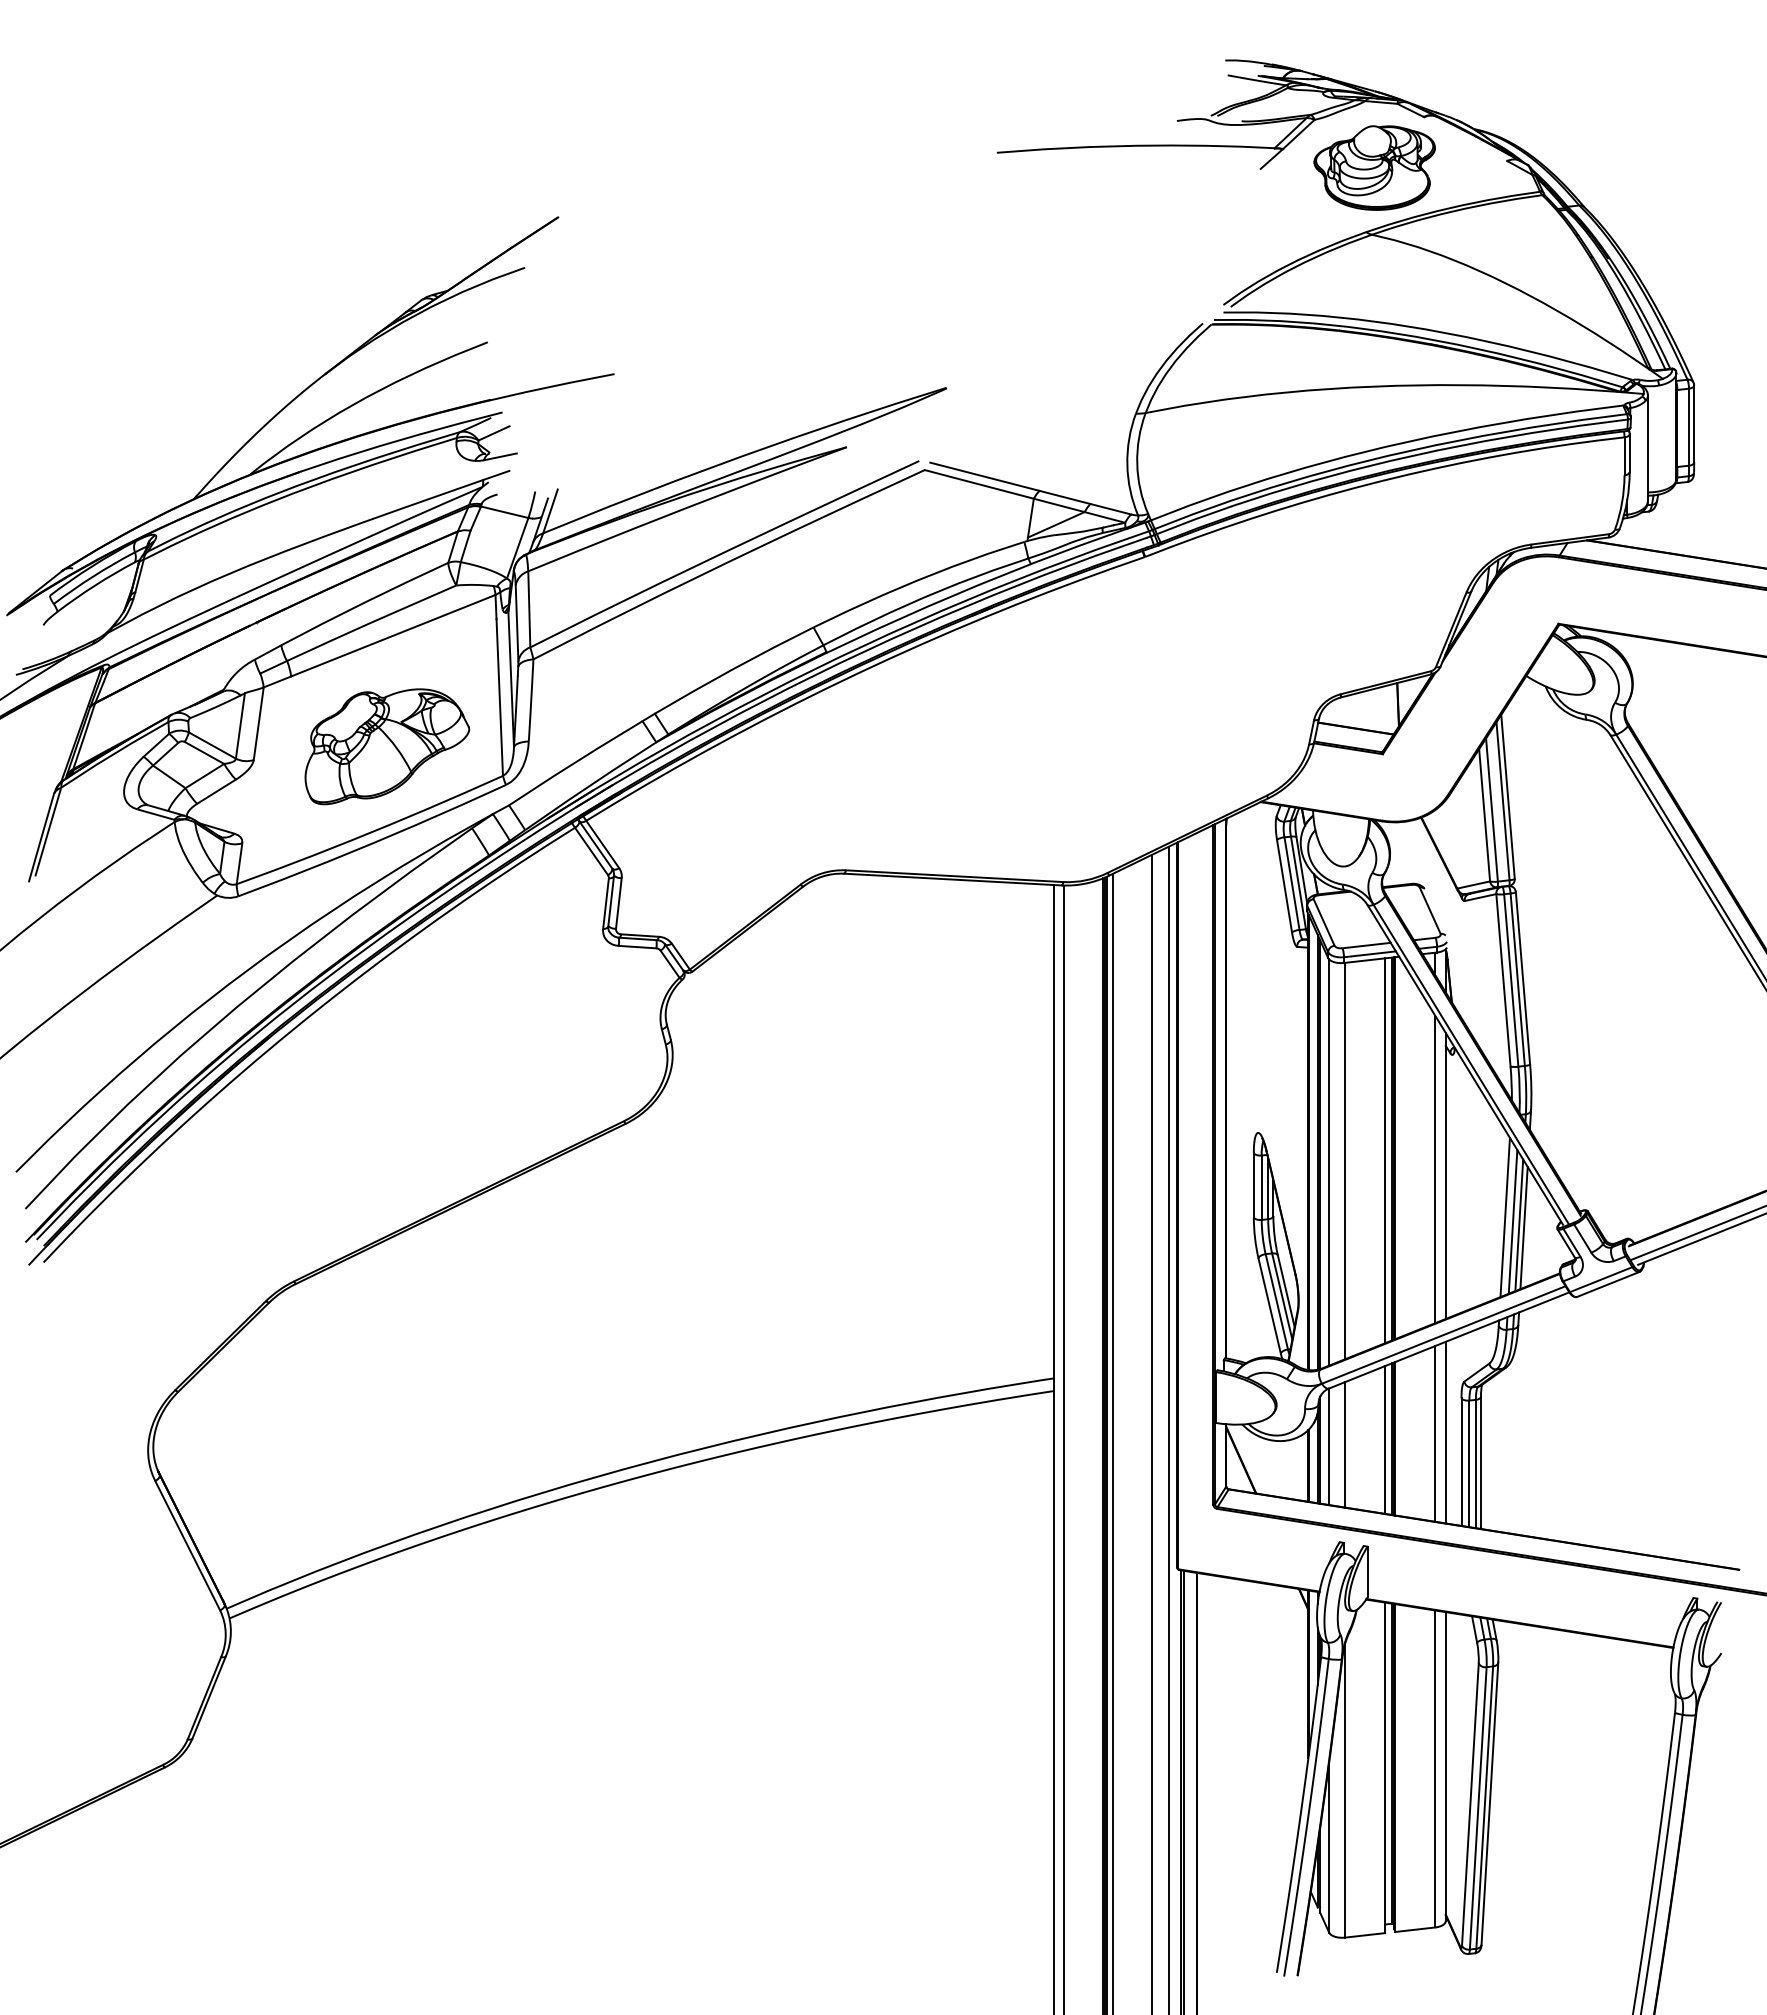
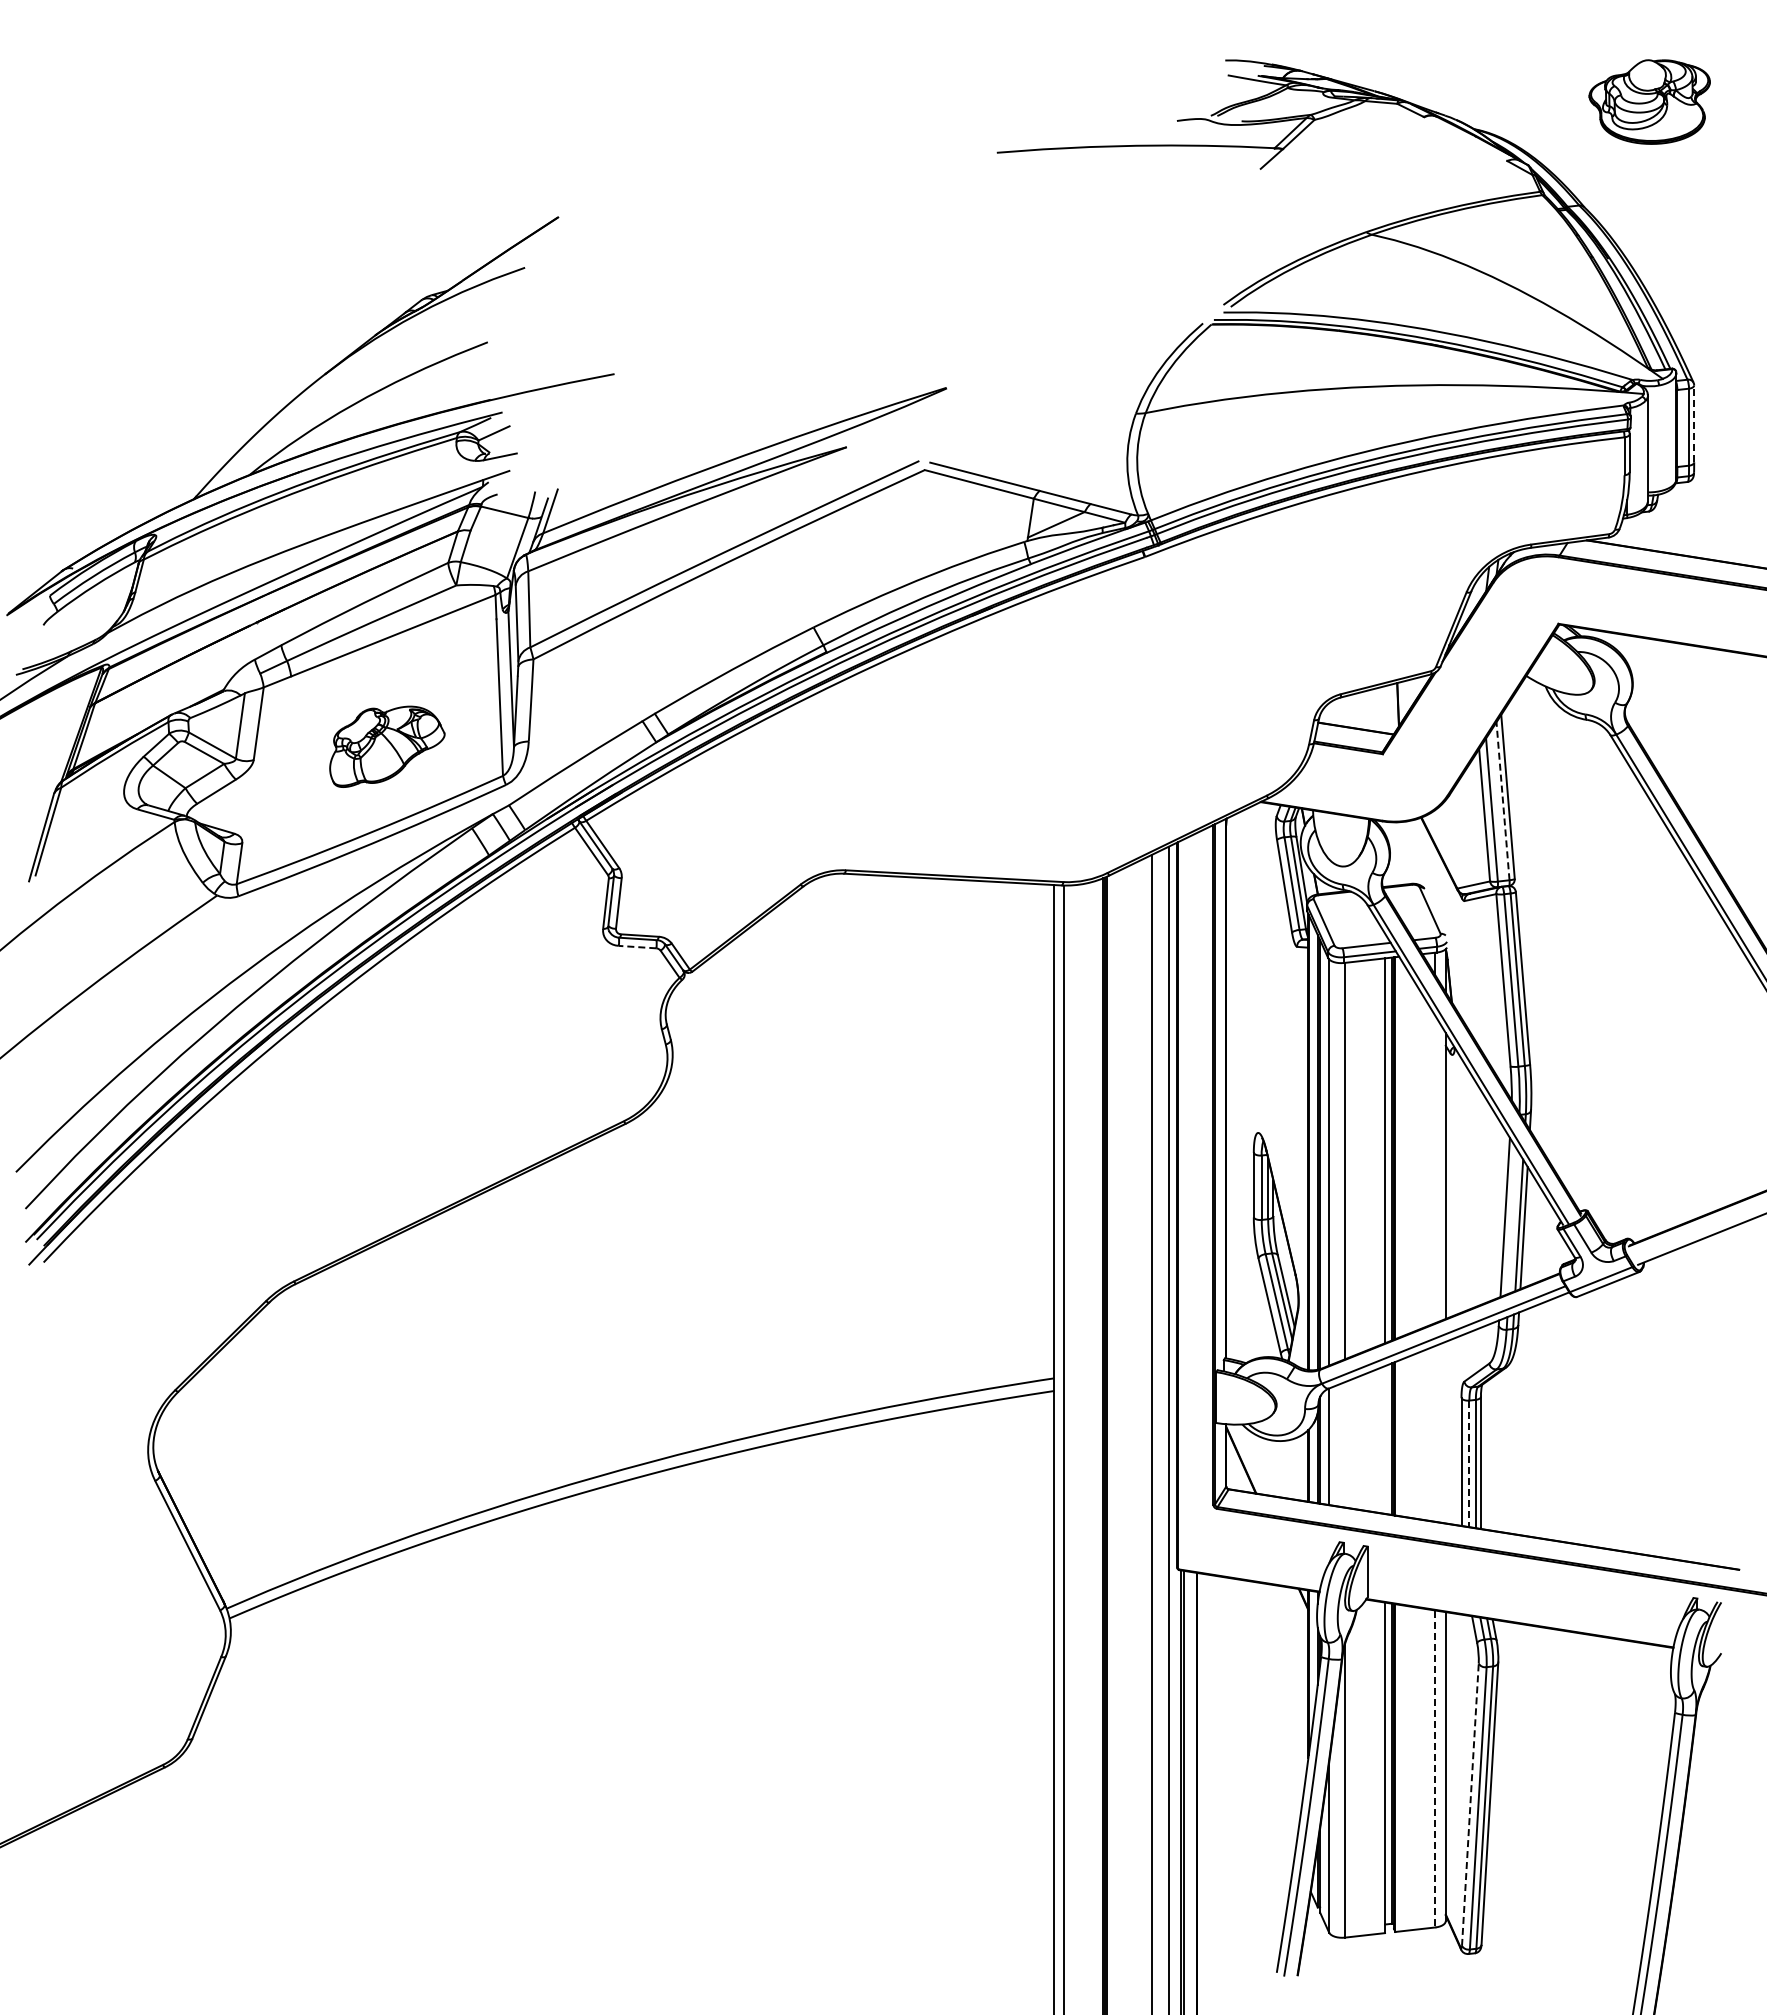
part position: (1374, 167) -> (1649, 101) (1649, 101)
line: solid -> dashed (1694, 423)
part size: 167x118 px -> 117x83 px (387, 746)
line: solid -> dashed (1502, 800)
line: solid -> dashed (637, 947)
line: present -> none (1435, 1169)
line: present -> none (1512, 1221)
line: present -> none (1696, 1233)
line: present -> none (1445, 1432)
line: present -> none (1435, 1433)
line: present -> none (1385, 1439)
line: present -> none (1112, 1442)
line: present -> none (1344, 1444)
line: solid -> dashed (1469, 1464)
line: solid -> dashed (1435, 1769)
line: solid -> dashed (1470, 1804)
